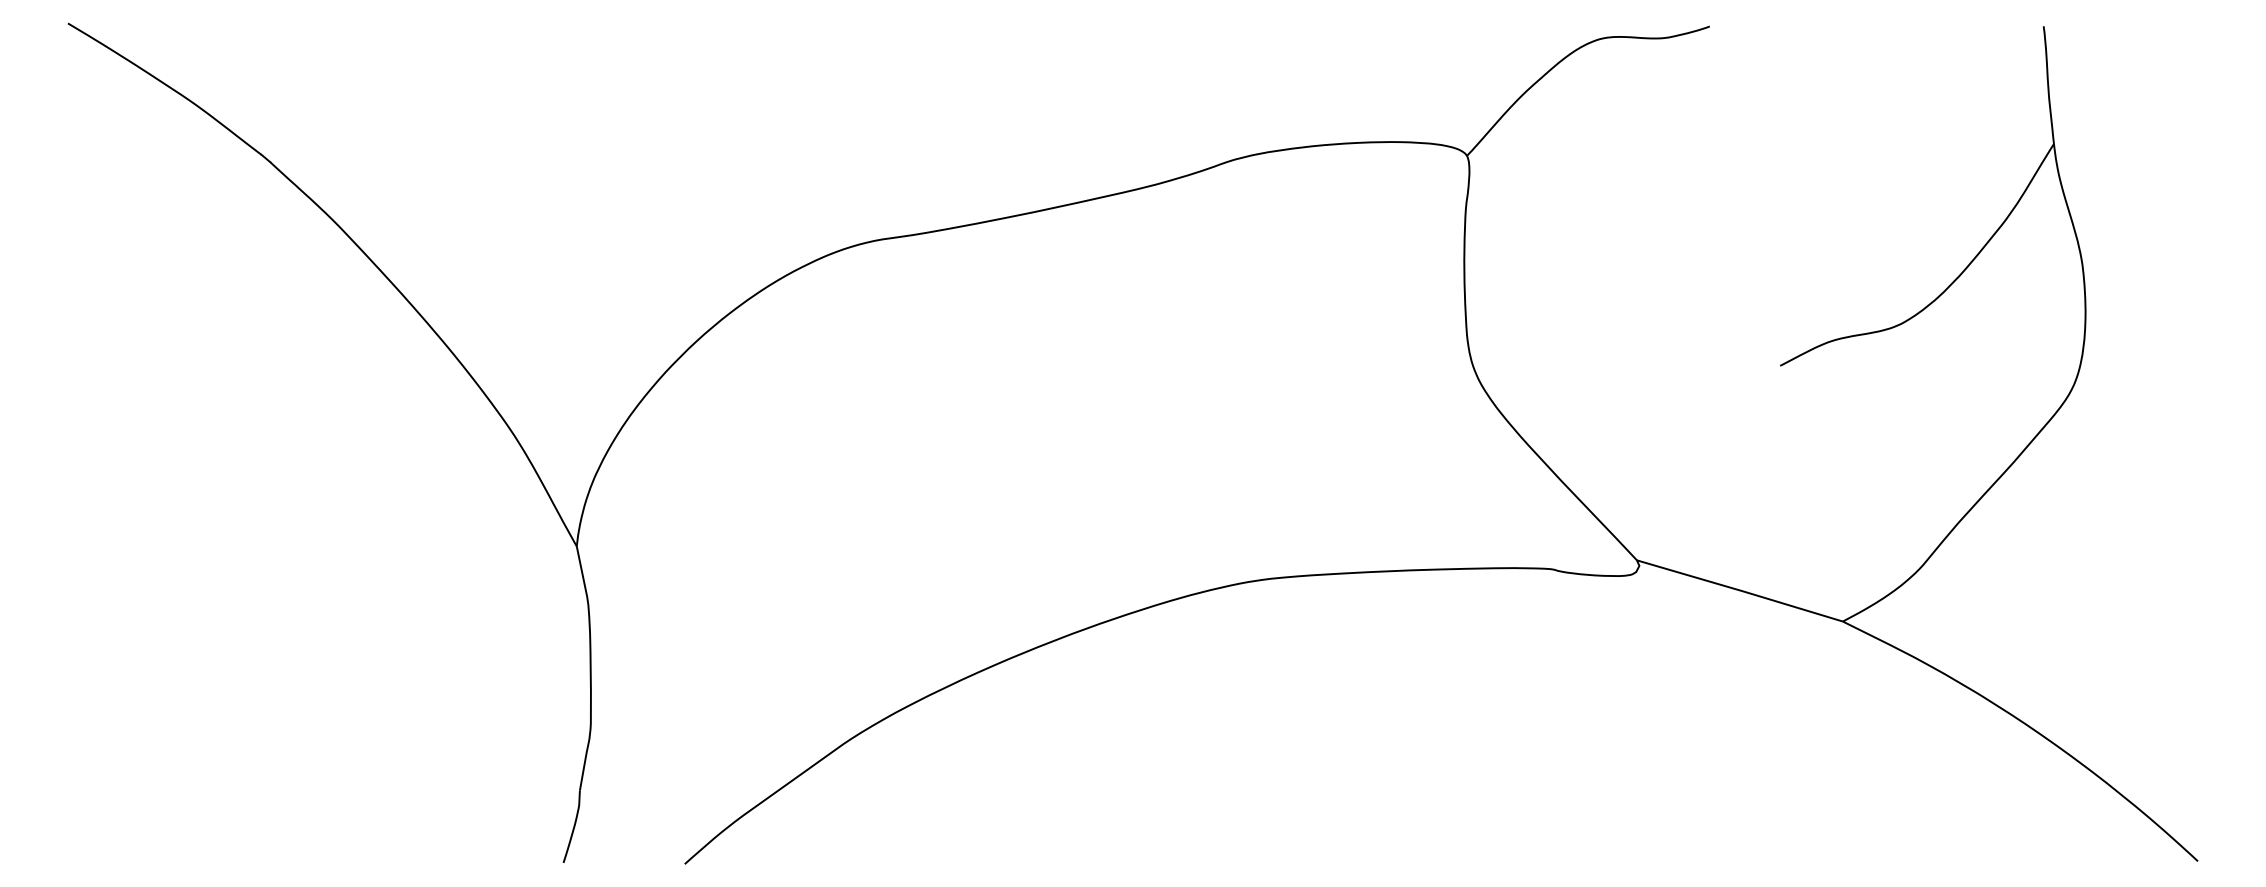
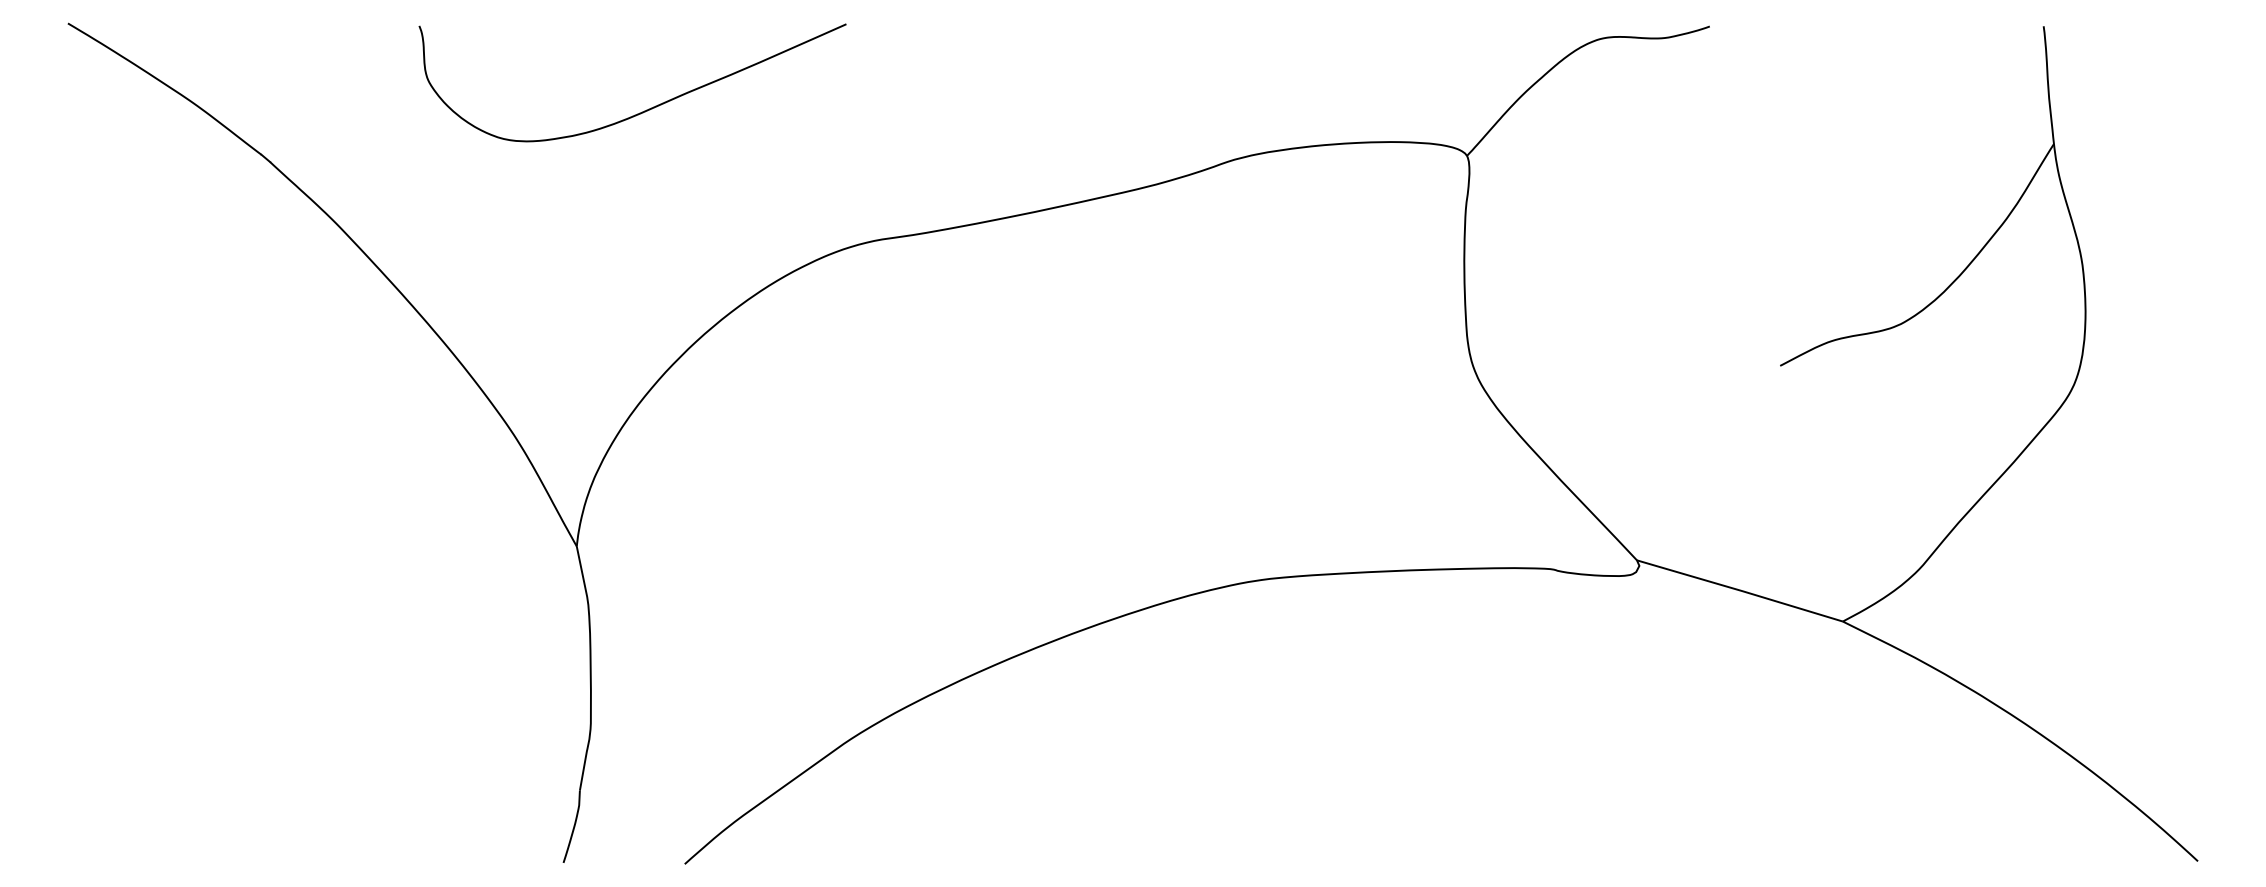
curve: none -> present (646, 109)
